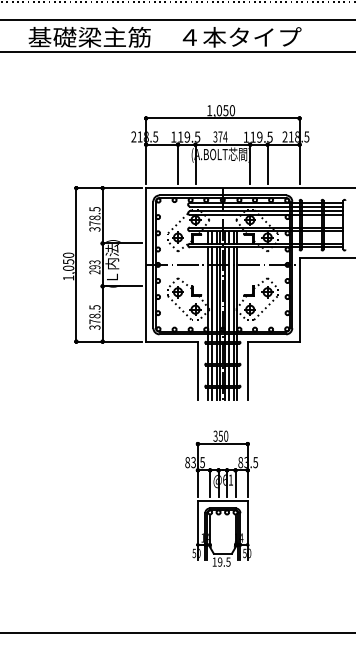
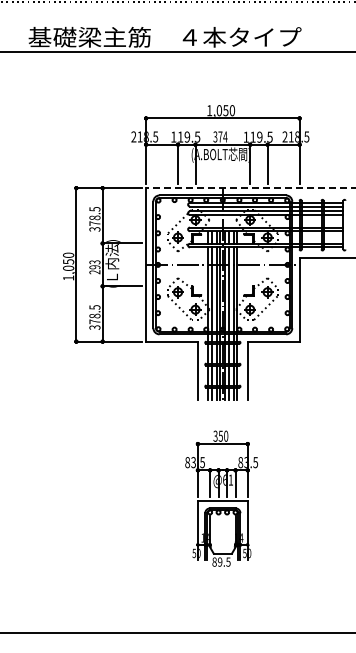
line: present -> none (177, 19)
line: solid -> dashed (250, 188)
text: 19.5 -> 89.5 (214, 561)
